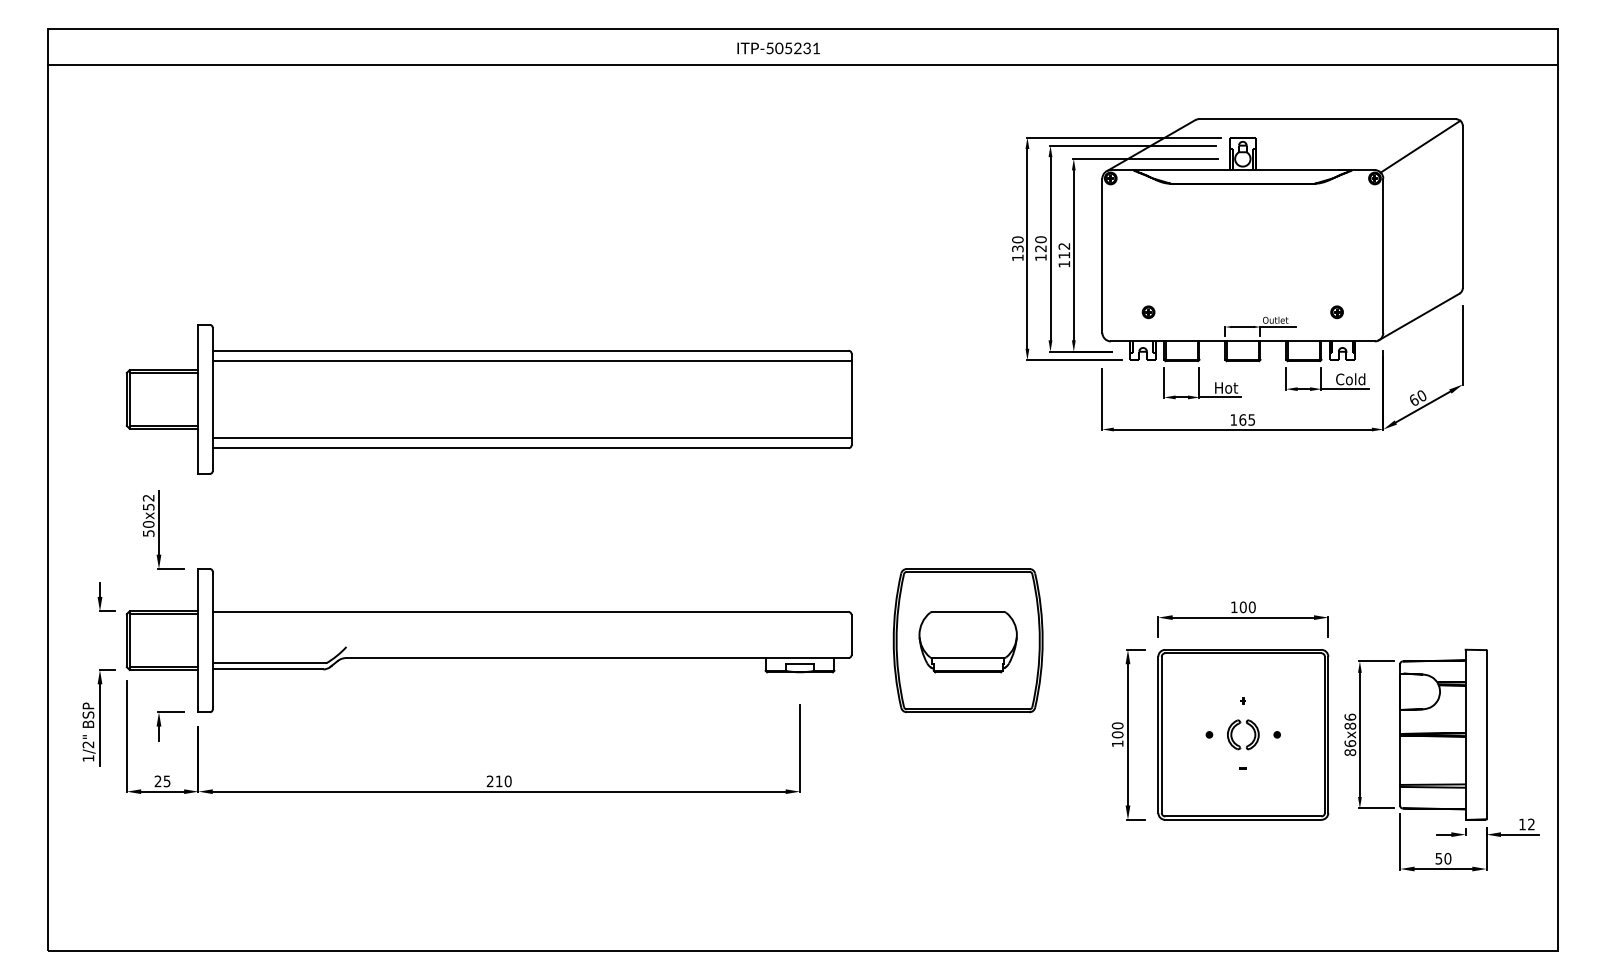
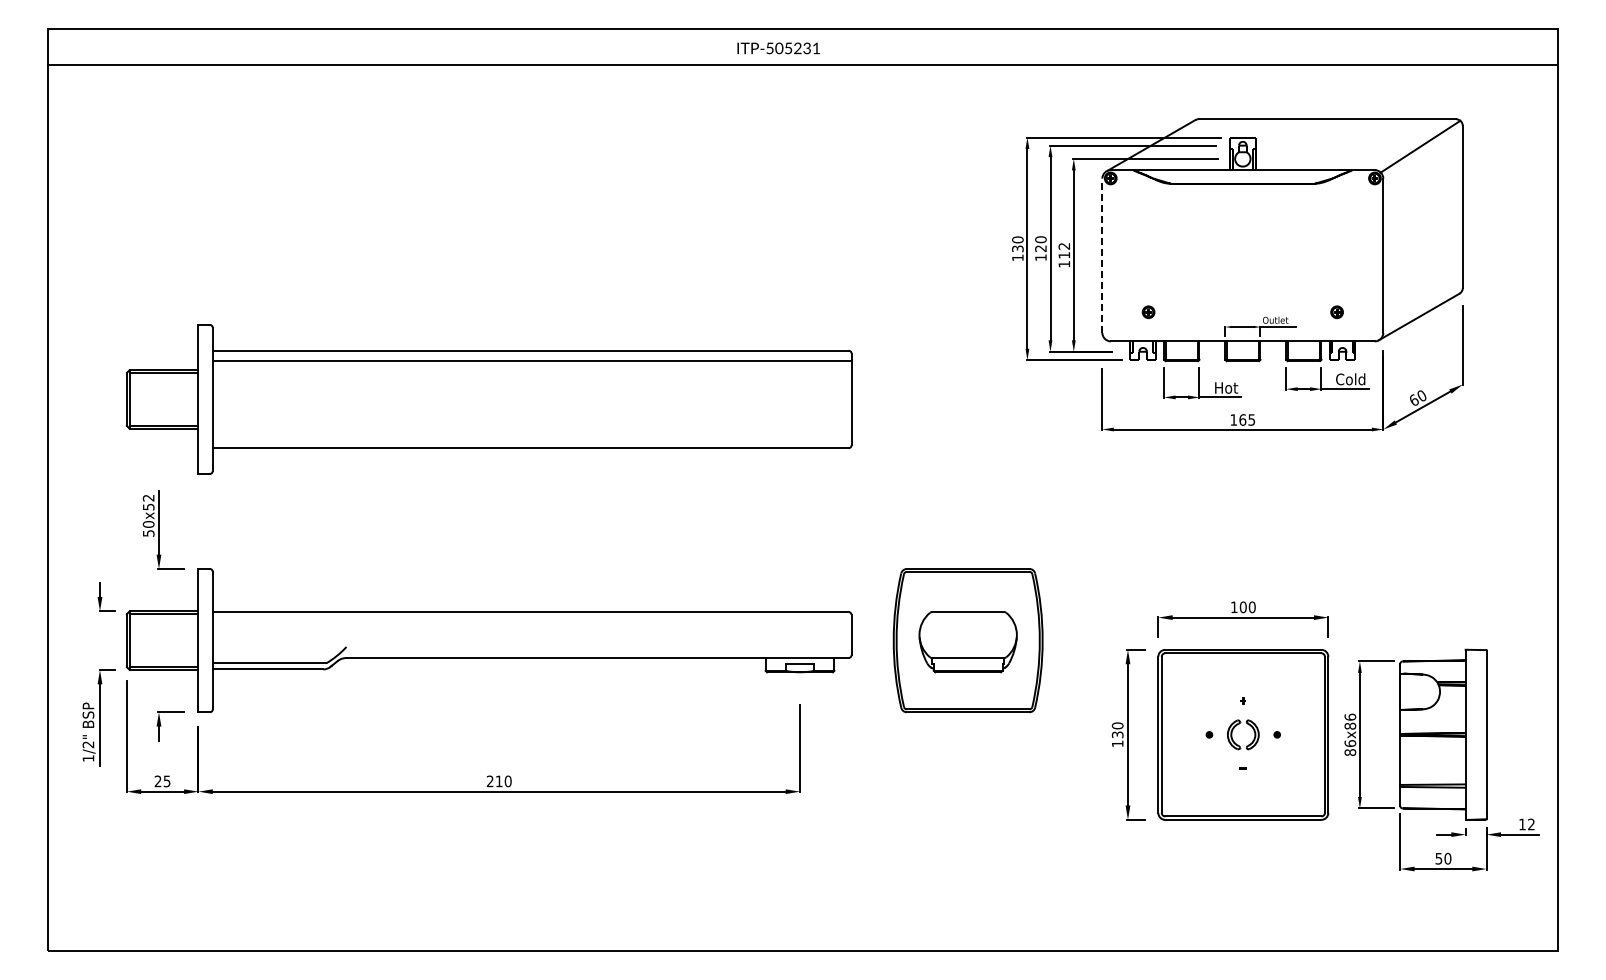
line: solid -> dashed (1102, 255)
line: present -> none (531, 437)
text: 100 -> 130 (1117, 734)
